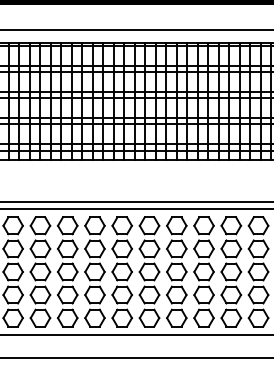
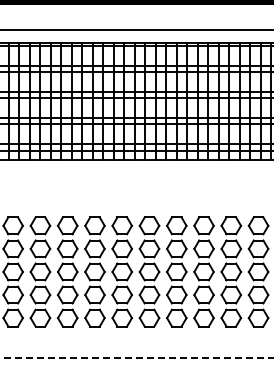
line: present -> none (136, 201)
line: present -> none (136, 209)
line: present -> none (136, 334)
line: solid -> dashed (136, 357)
